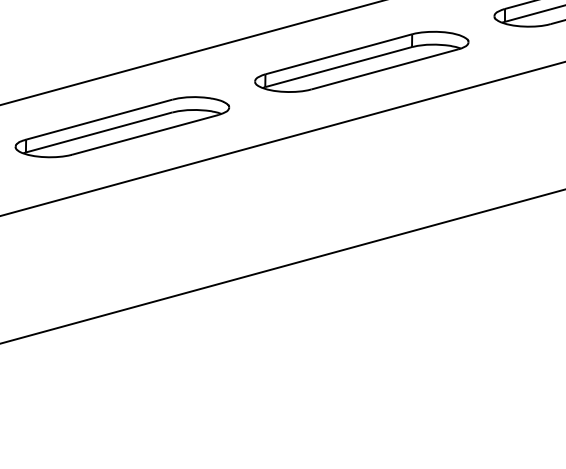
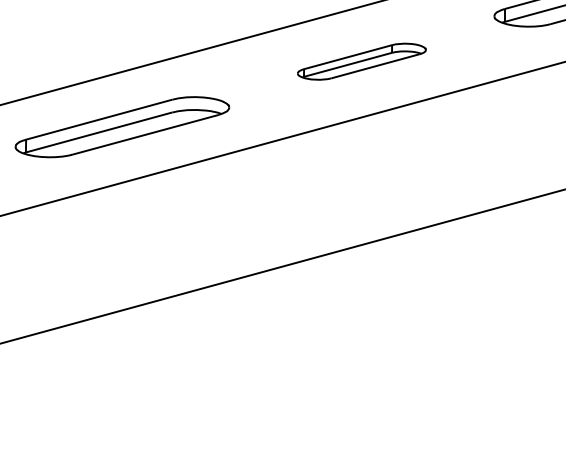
part size: 216x63 px -> 130x39 px (361, 61)
